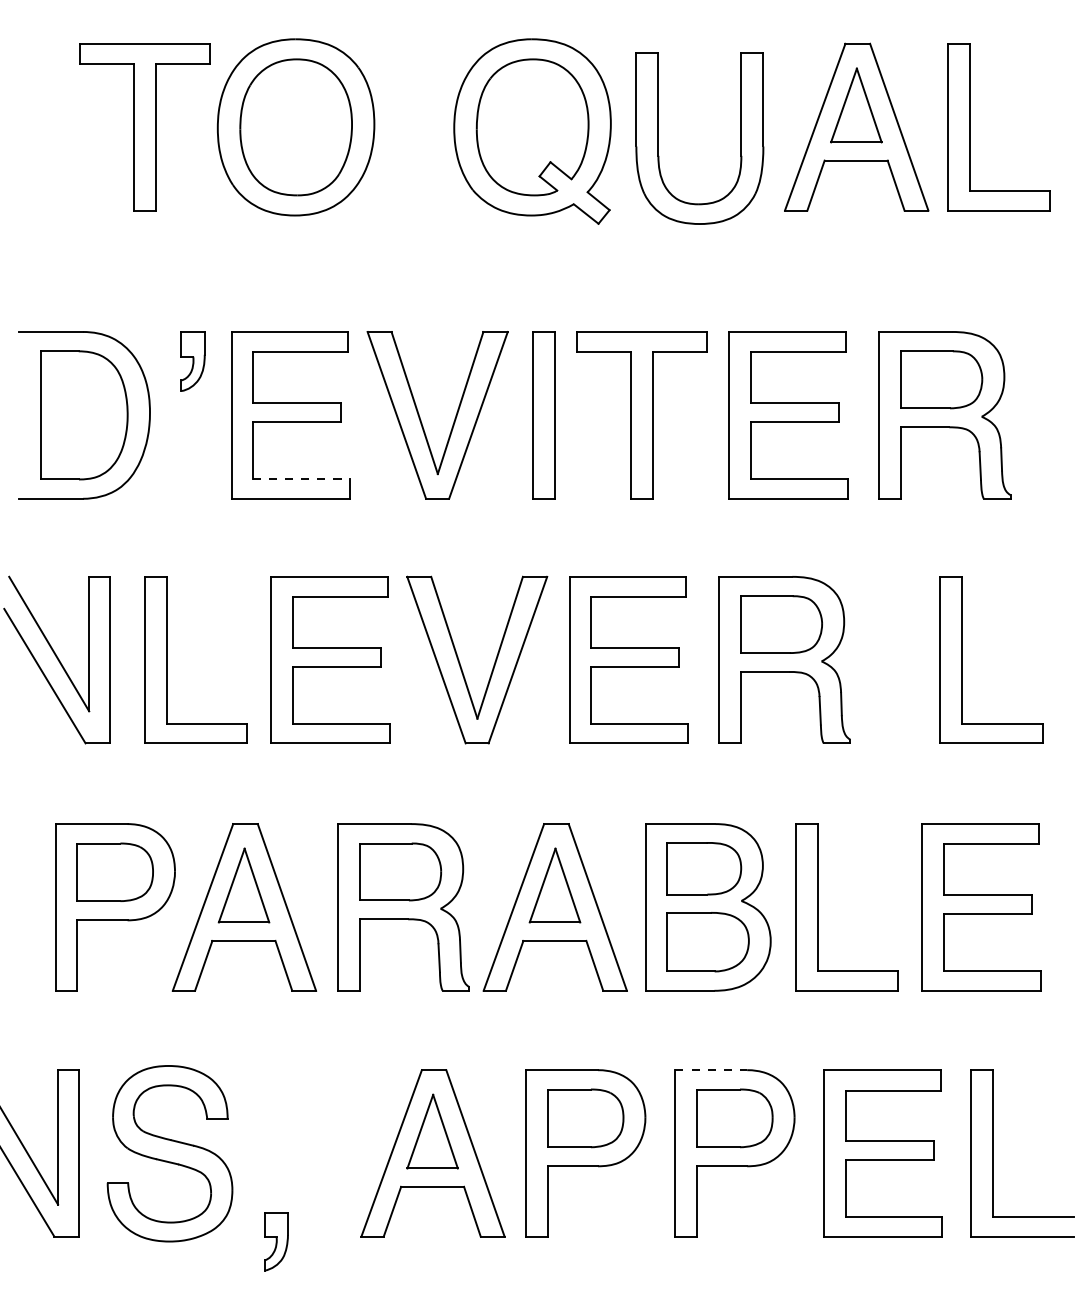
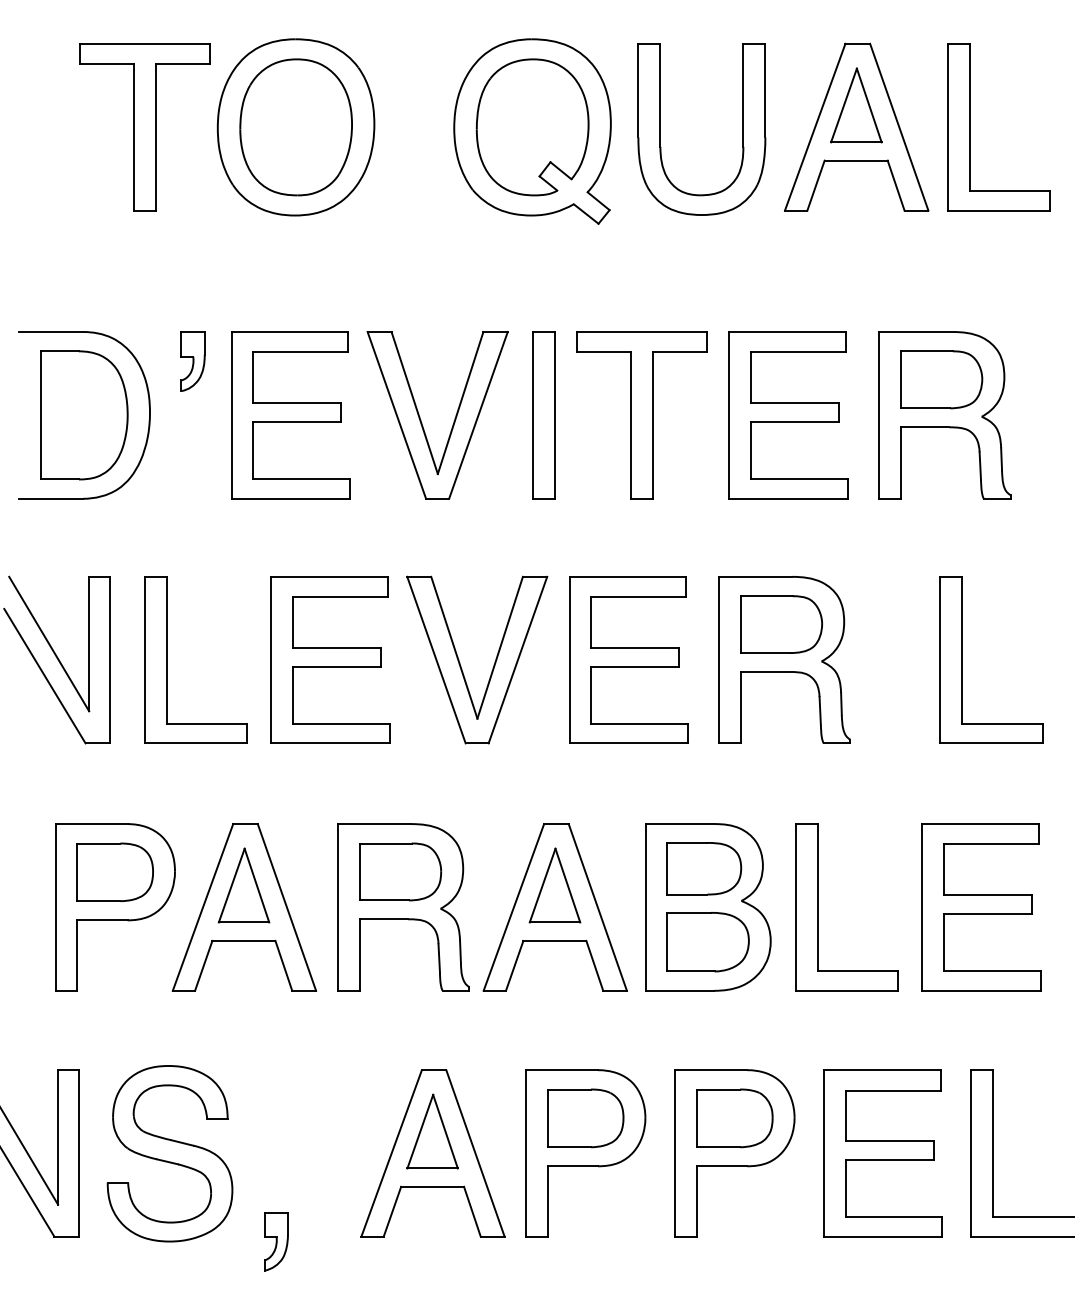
part position: (658, 138) -> (660, 129) (660, 129)
line: dashed -> solid (301, 478)
line: dashed -> solid (711, 1070)
